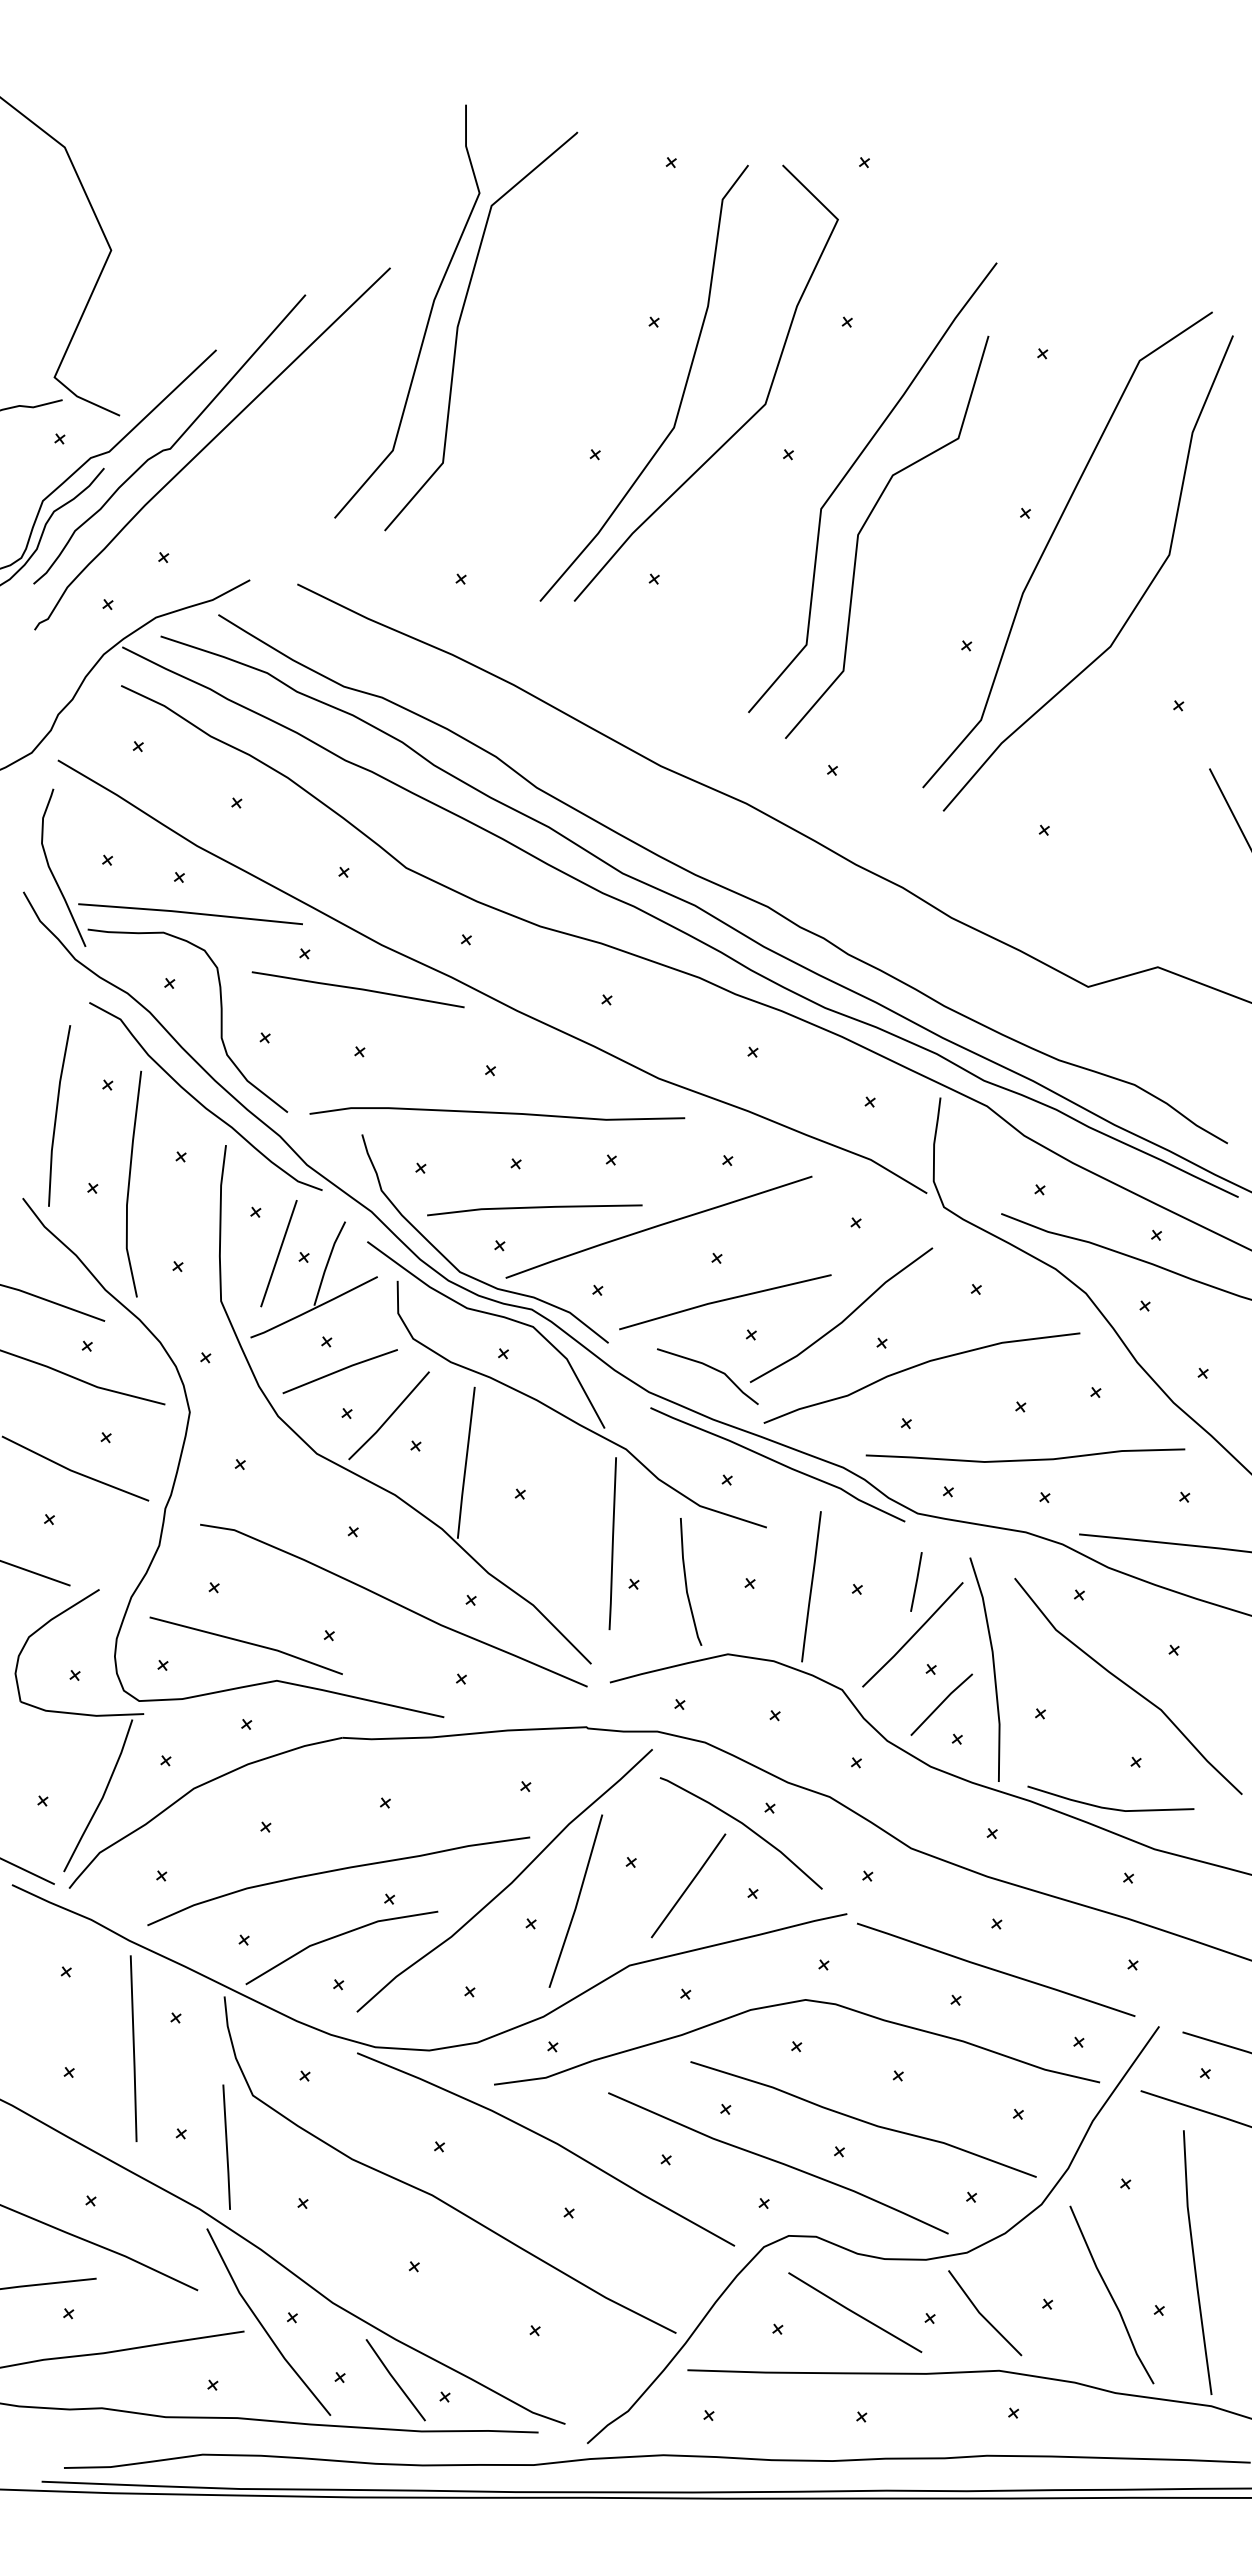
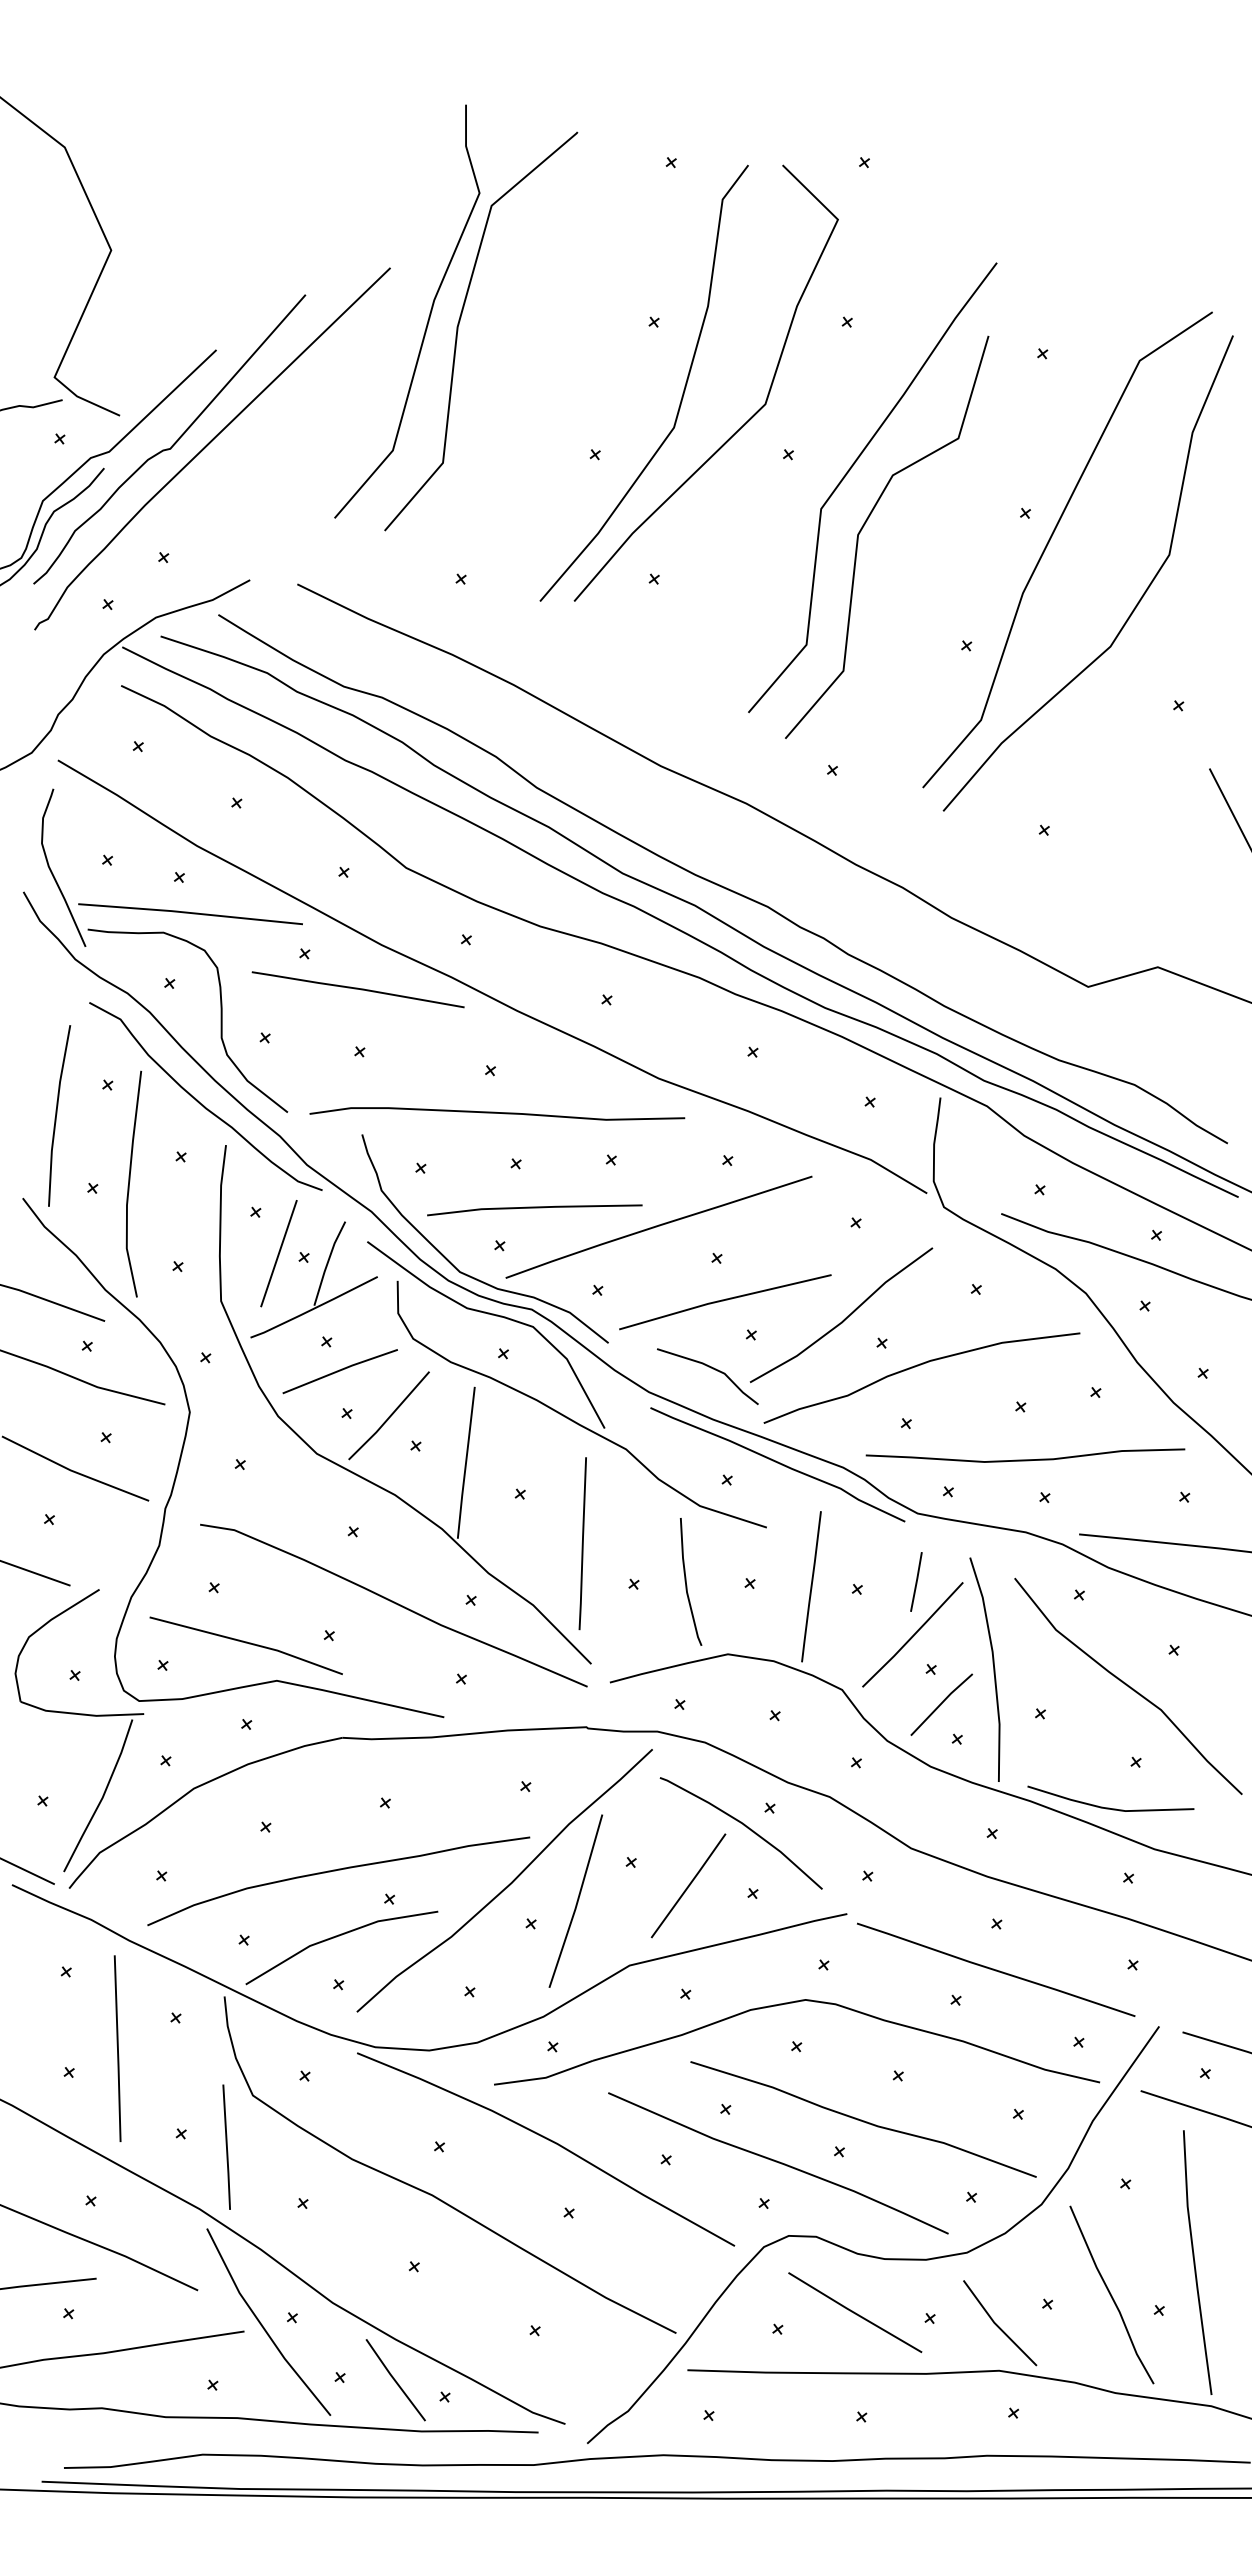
line position: (612, 1543) -> (582, 1543) (582, 1543)
line position: (133, 2048) -> (117, 2048) (117, 2048)
line position: (983, 2315) -> (998, 2325) (998, 2325)
